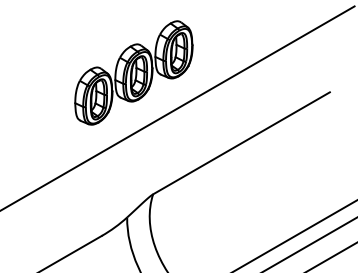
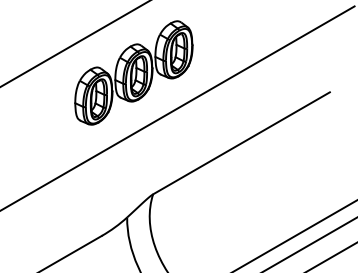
line: none -> present (74, 44)
